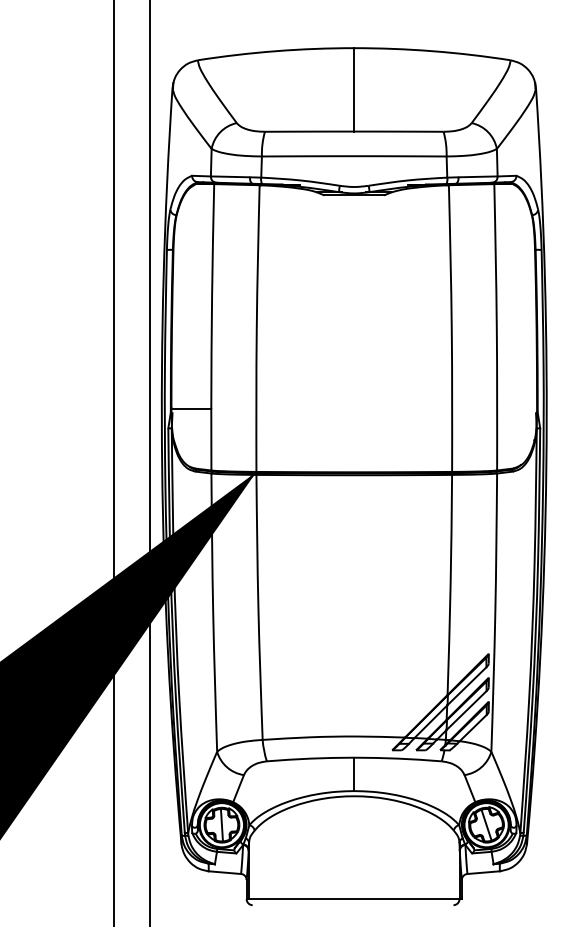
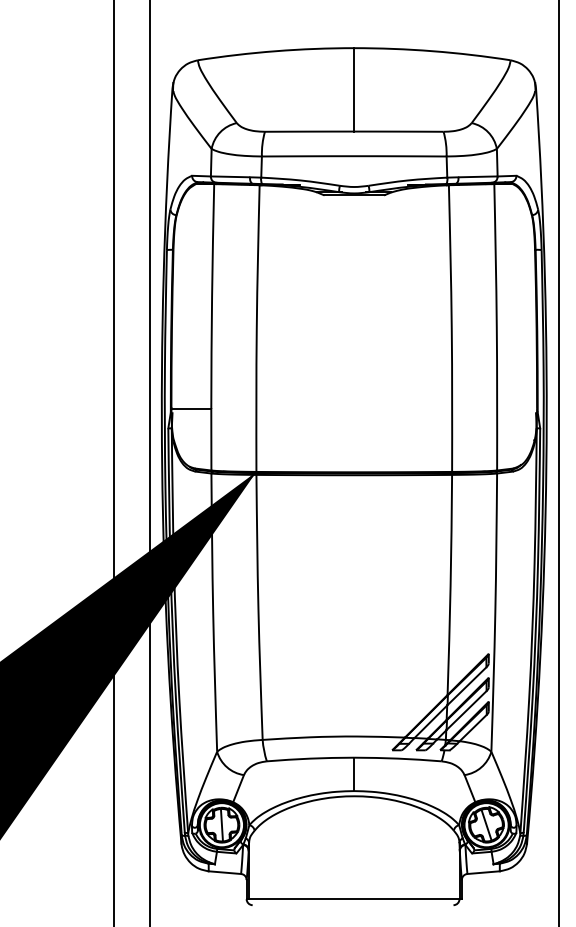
line: none -> present (558, 462)
